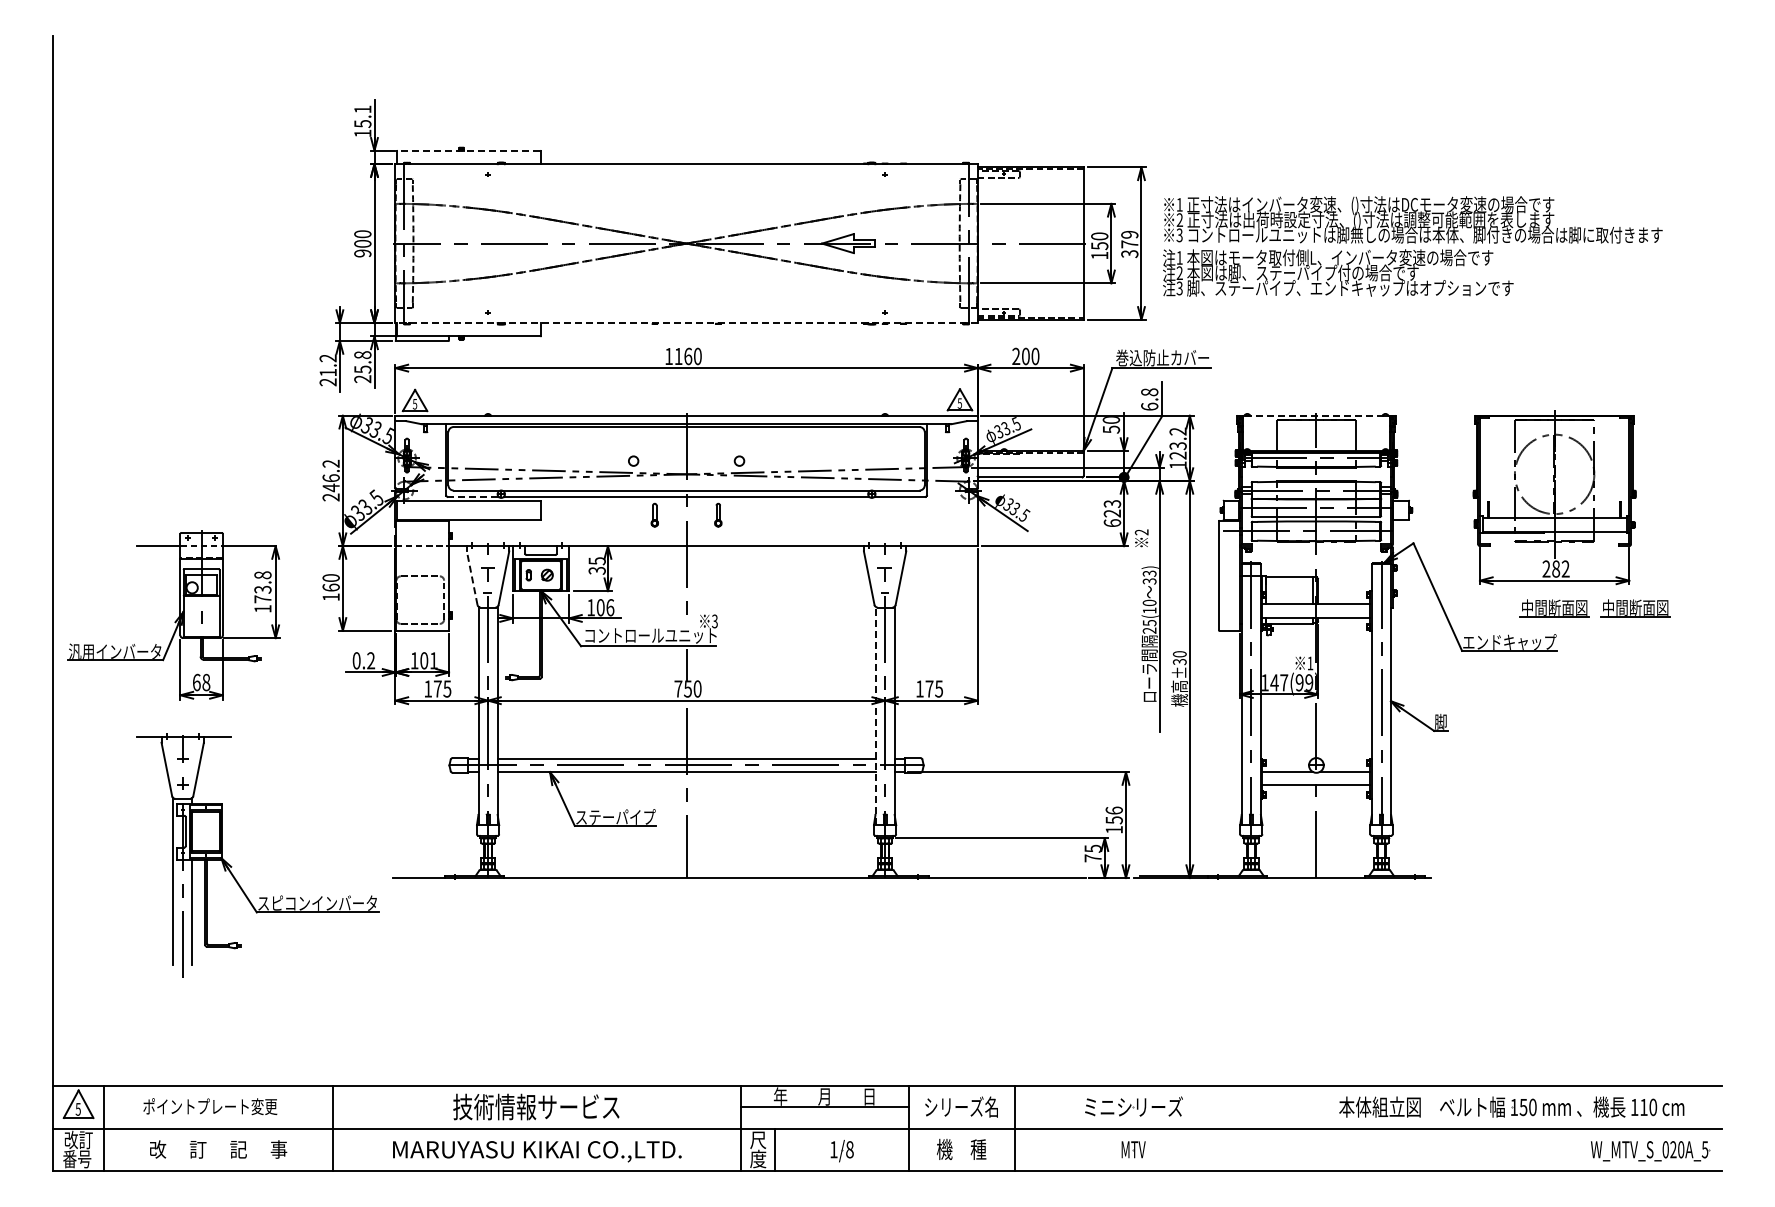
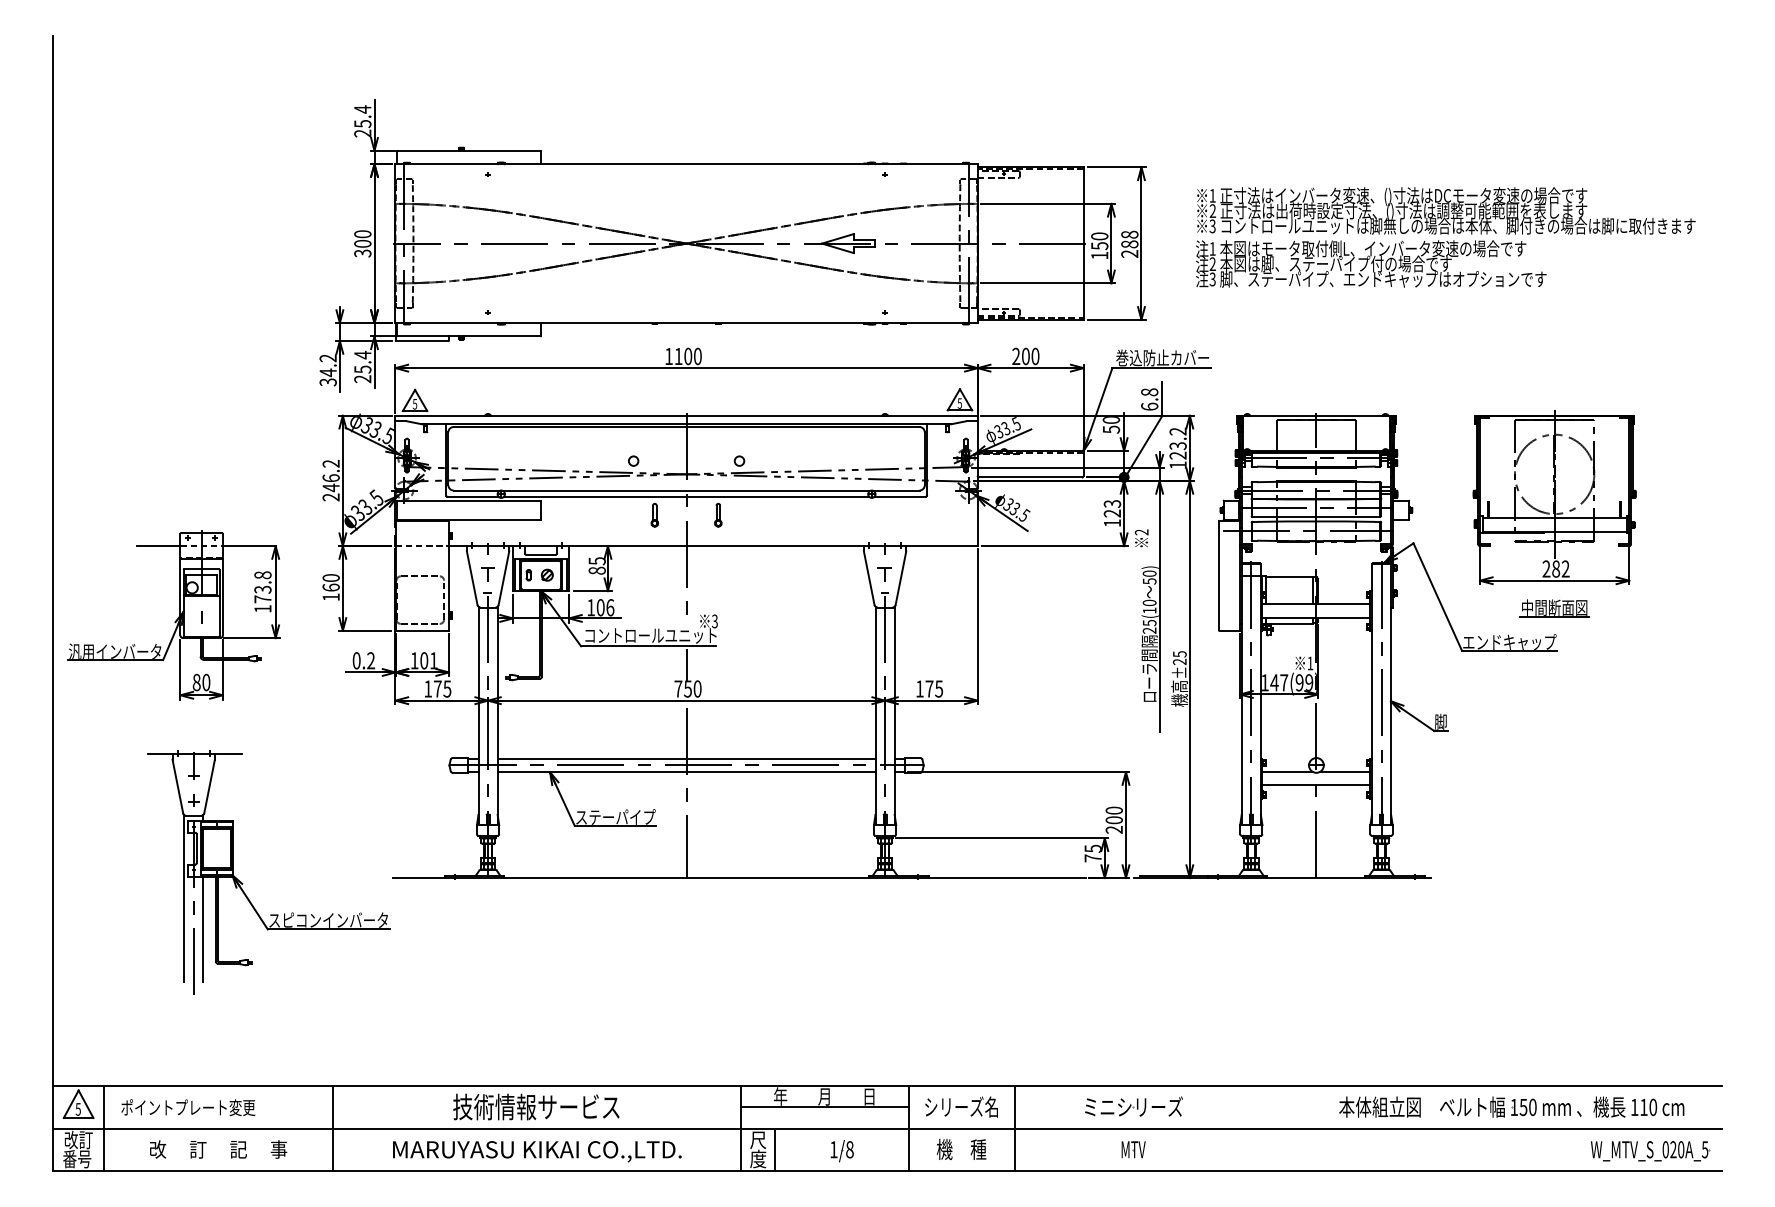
text: 15.1 -> 25.4 (362, 121)
line: dashed -> solid (468, 150)
text: 379 -> 288 (1129, 244)
text position: (1412, 246) -> (1445, 237) (1445, 237)
text: 900 -> 300 (362, 253)
line: dashed -> solid (686, 323)
text: 25.8 -> 25.4 (362, 354)
text: 1160 -> 1100 (688, 355)
text: 21.2 -> 34.2 (327, 377)
line: dashed -> solid (1316, 415)
line: dashed -> solid (472, 496)
text: 623 -> 123 (1112, 522)
text: 35 -> 85 (596, 570)
line: dashed -> solid (472, 577)
text: 33) -> 50) (1149, 577)
part: present -> none (1635, 608)
text: ±30 -> ±25 (1179, 658)
text: 68 -> 80 (201, 682)
line: dashed -> solid (875, 715)
text: 156 -> 200 (1113, 819)
part position: (232, 866) -> (243, 883) (243, 883)
text position: (210, 1106) -> (188, 1107) (188, 1107)
